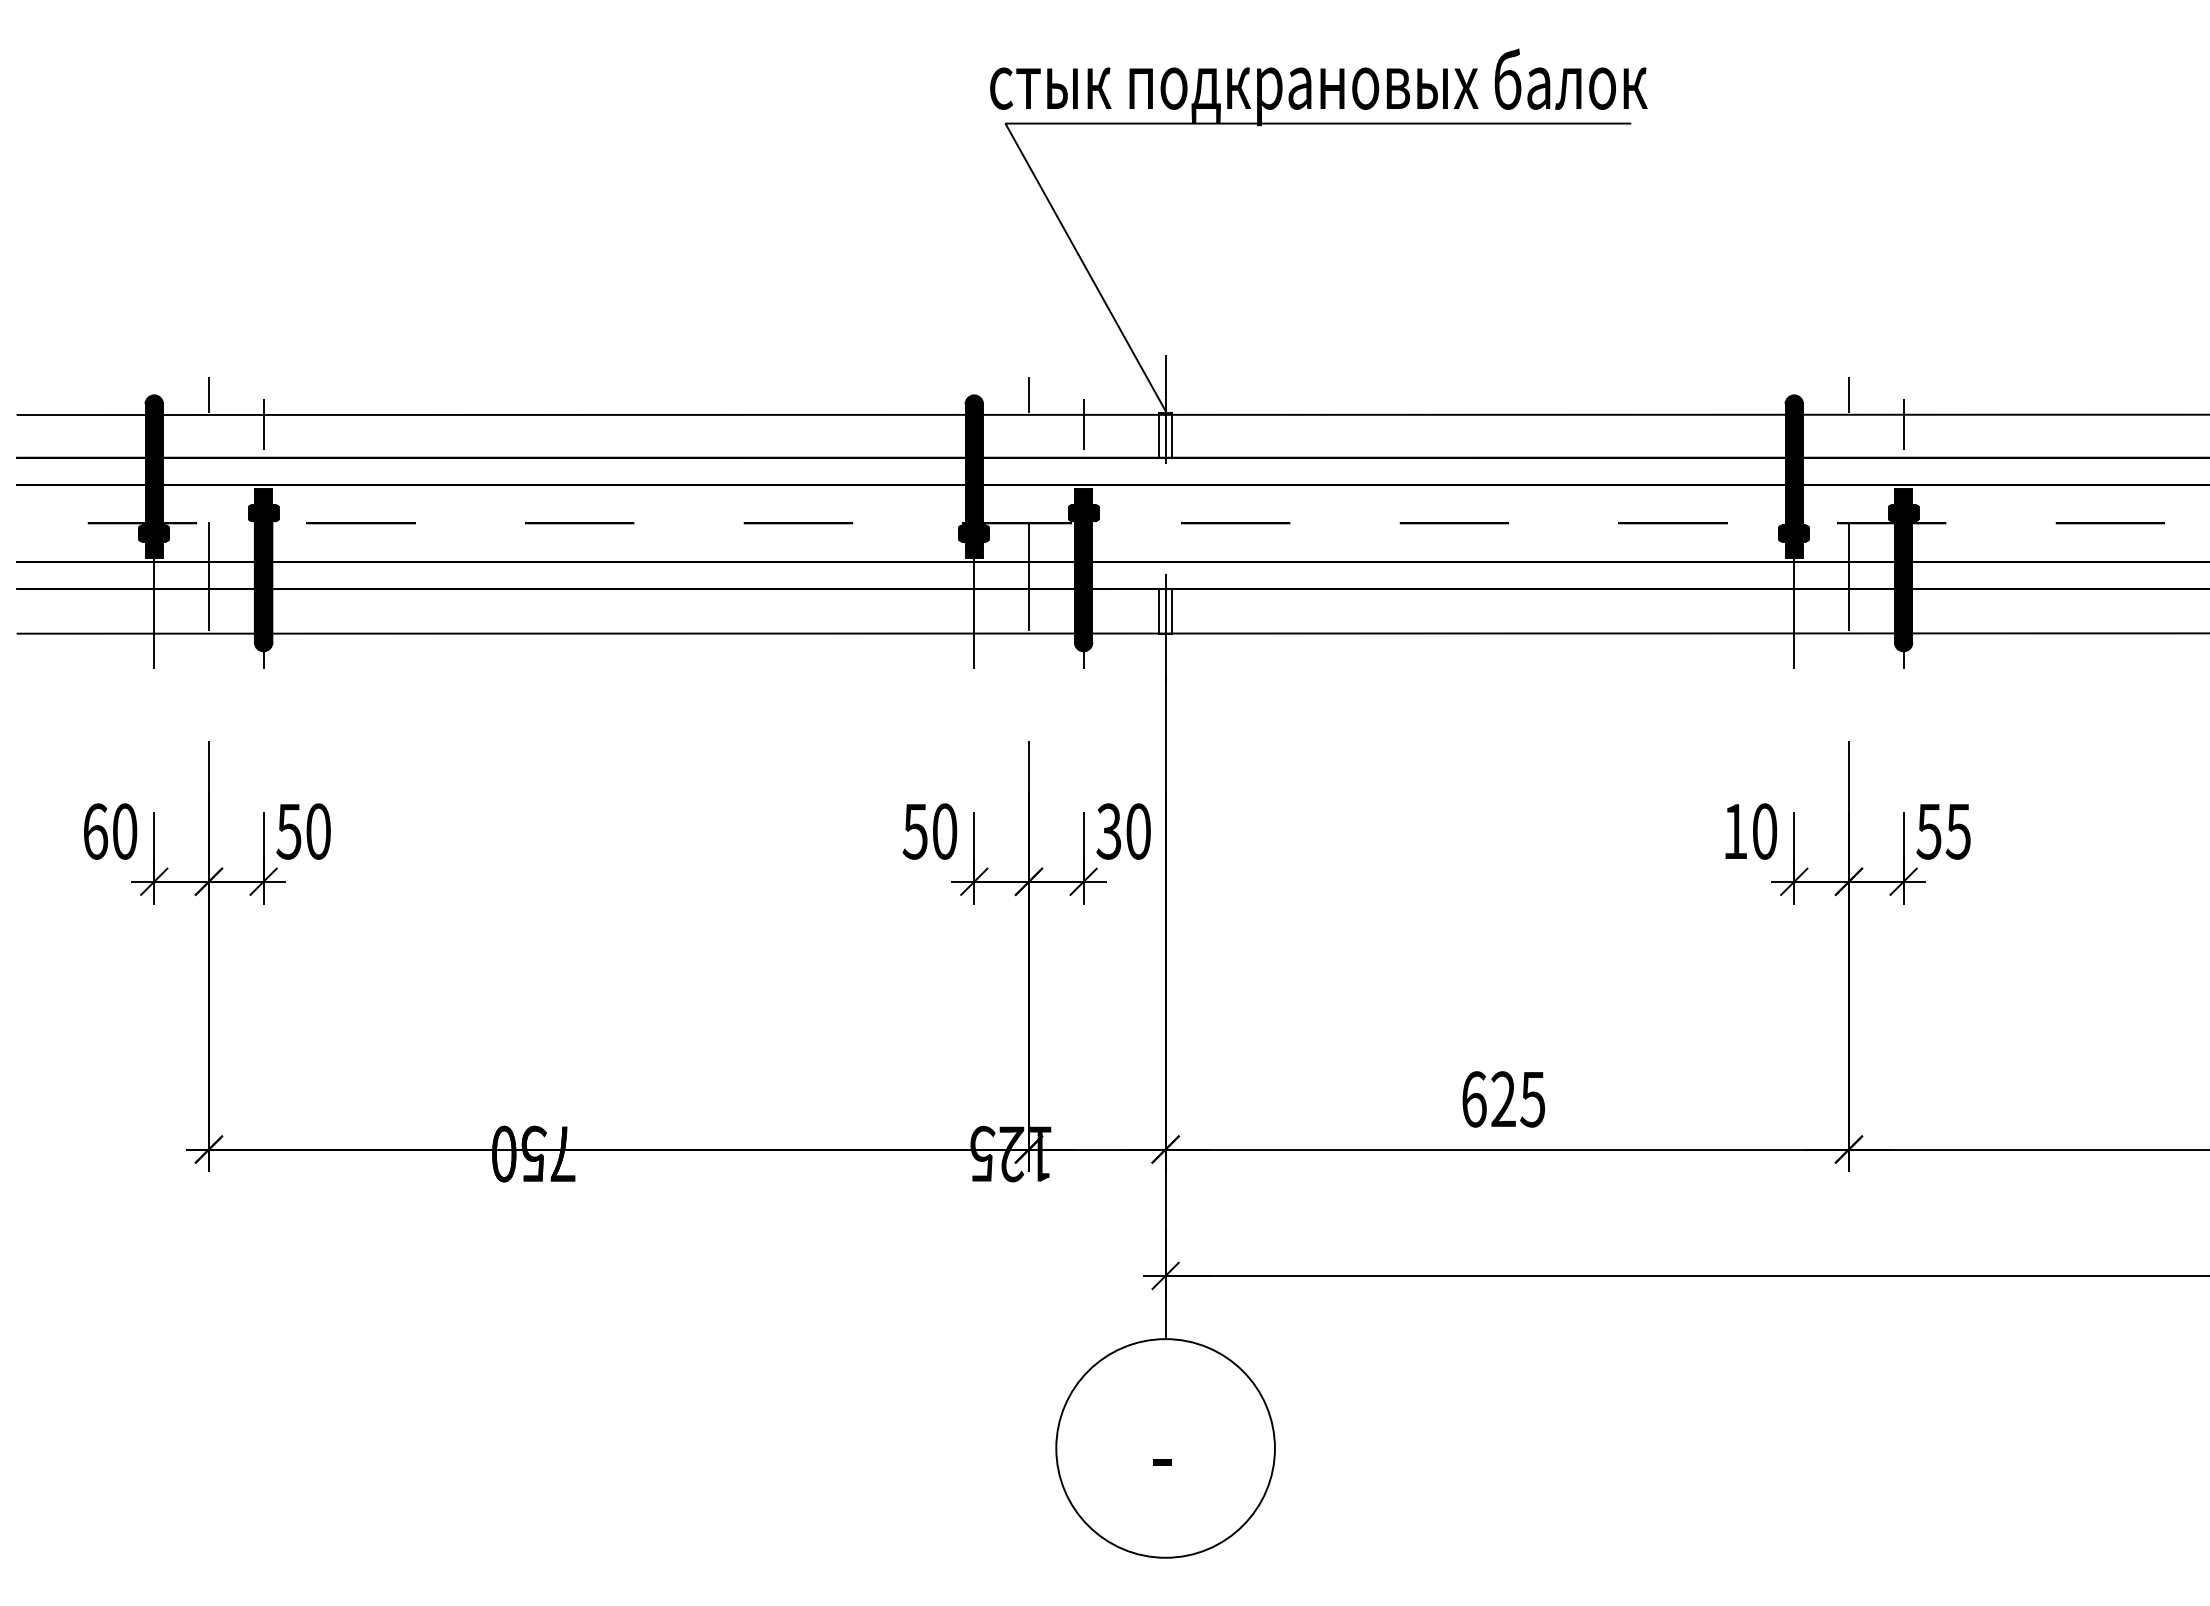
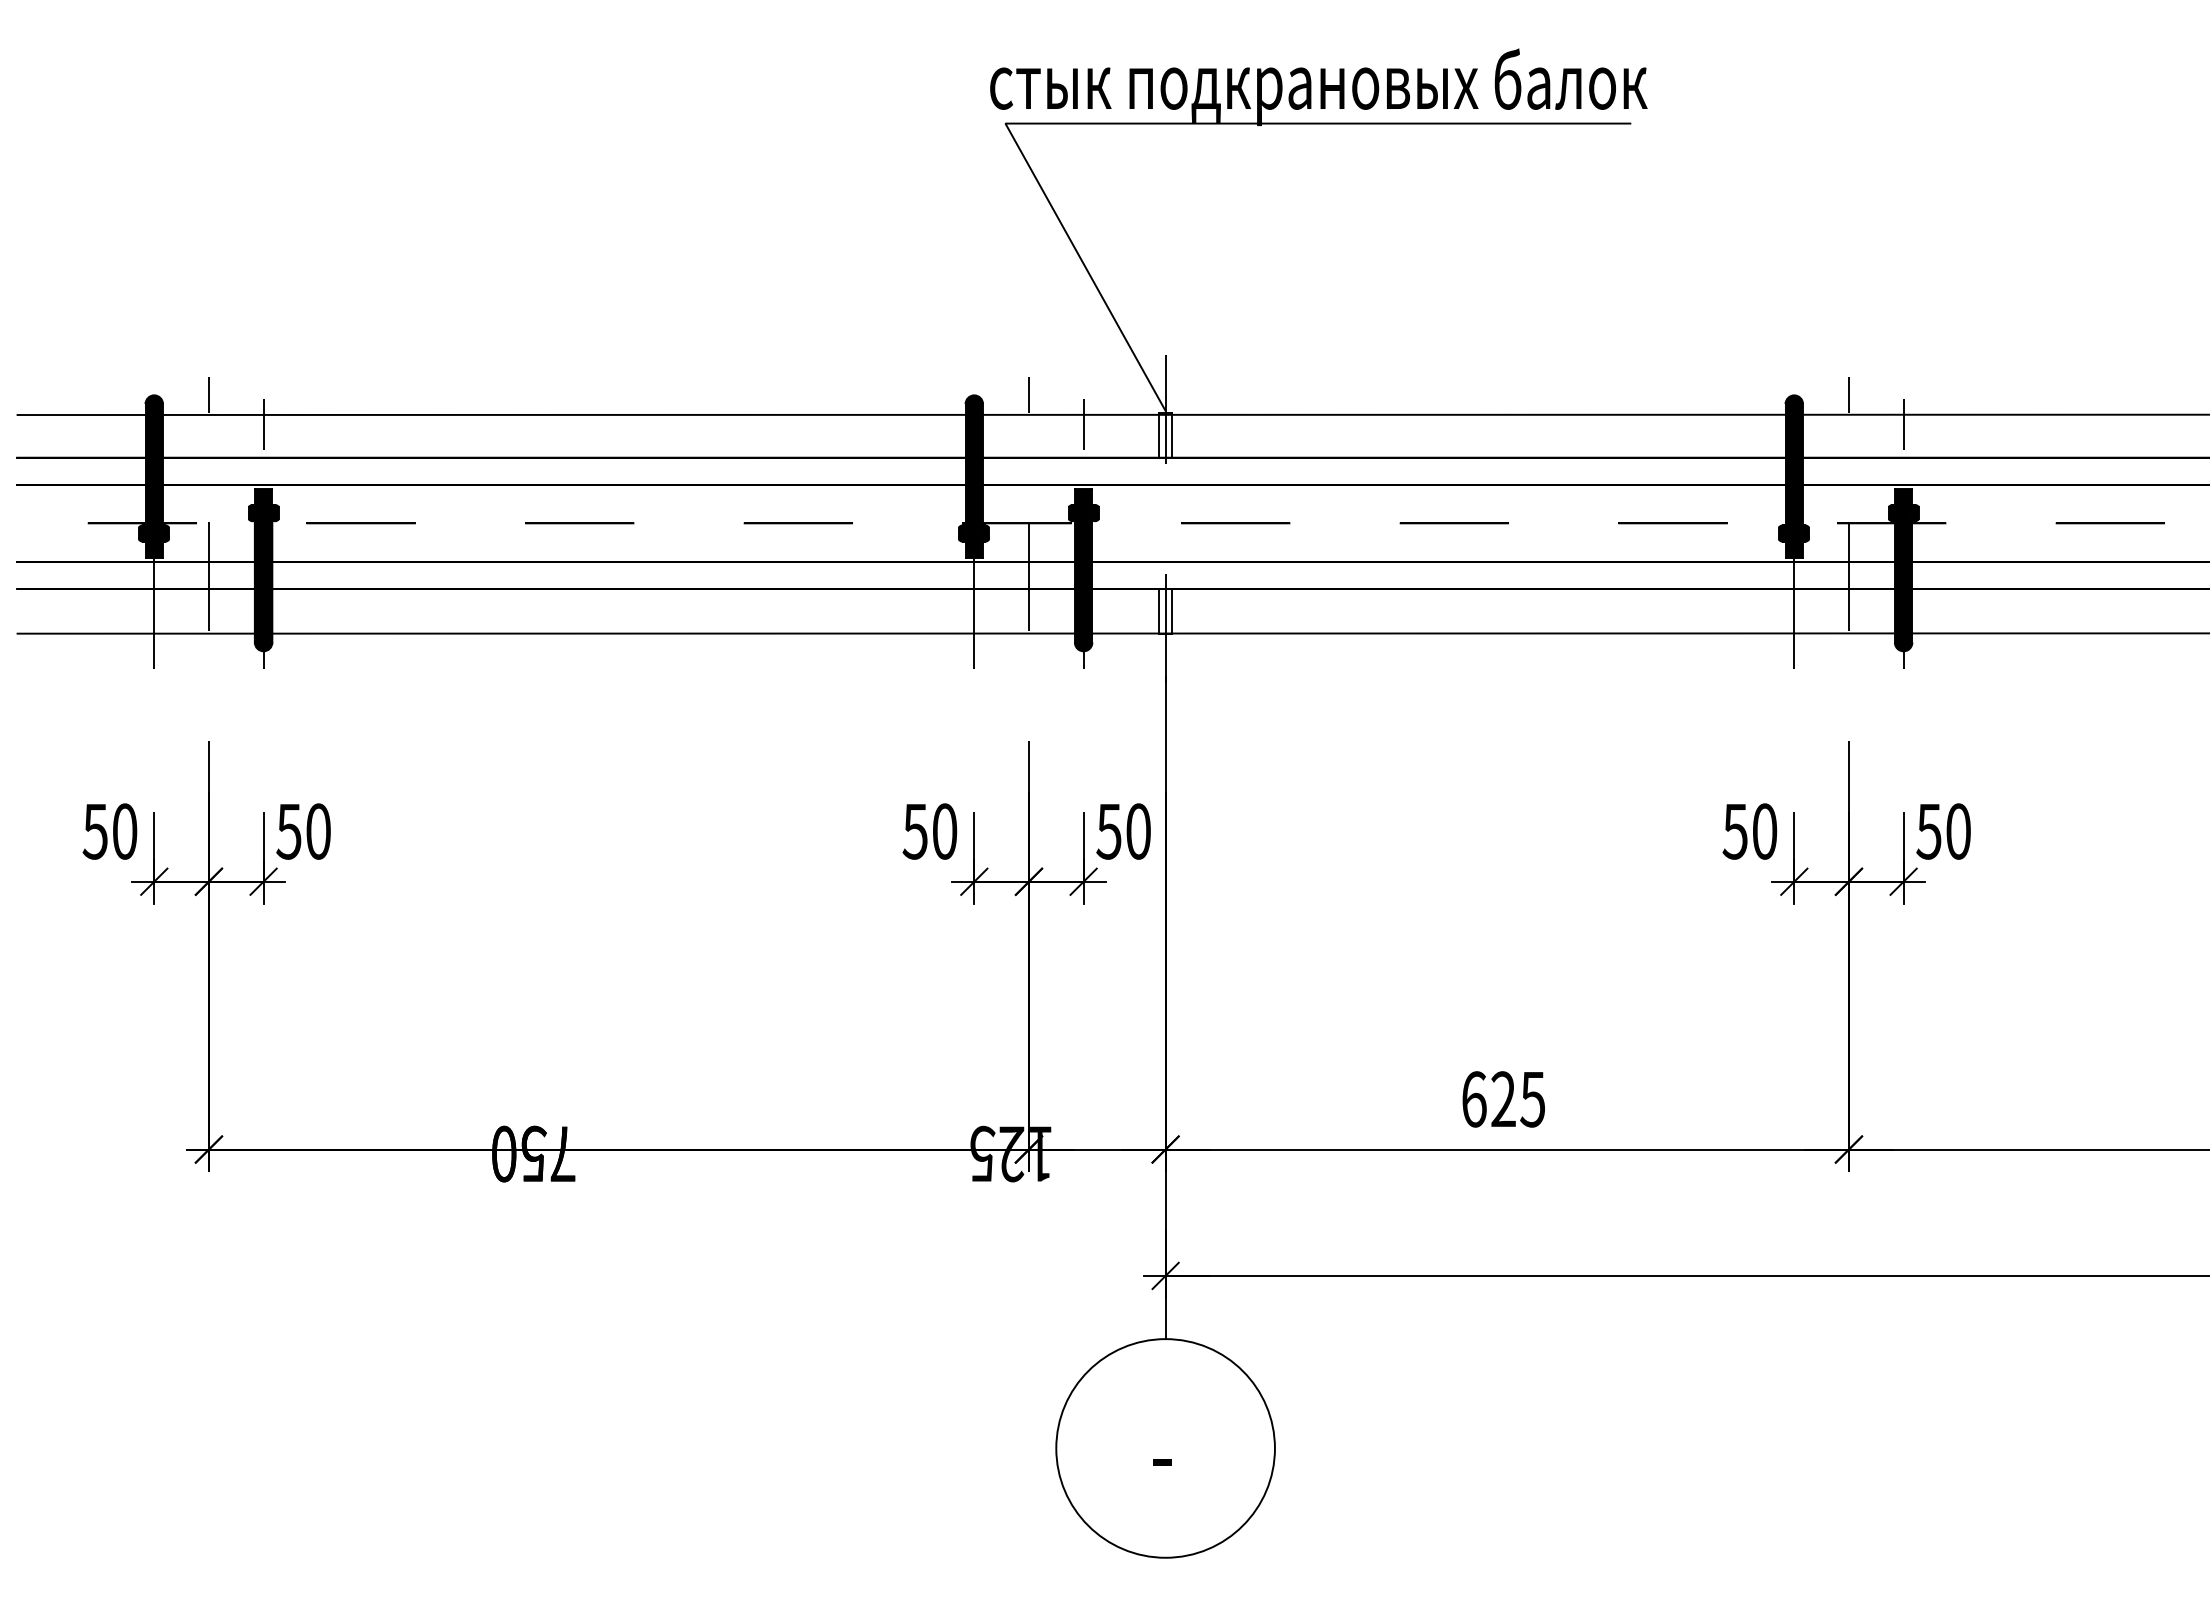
text: 60 -> 50 (95, 831)
text: 30 -> 50 (1108, 831)
text: 10 -> 50 (1734, 831)
text: 55 -> 50 (1957, 831)
